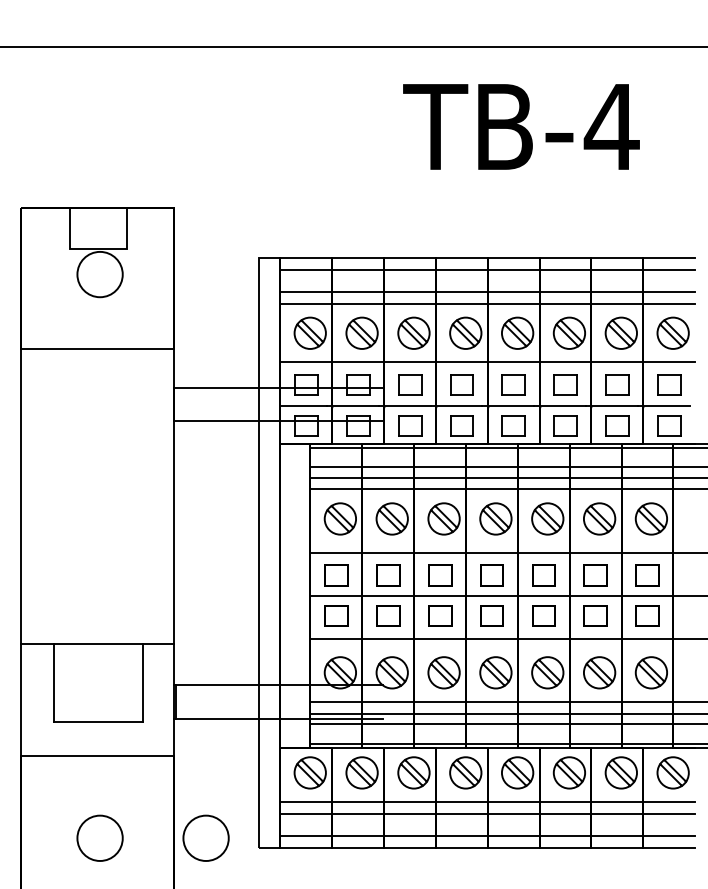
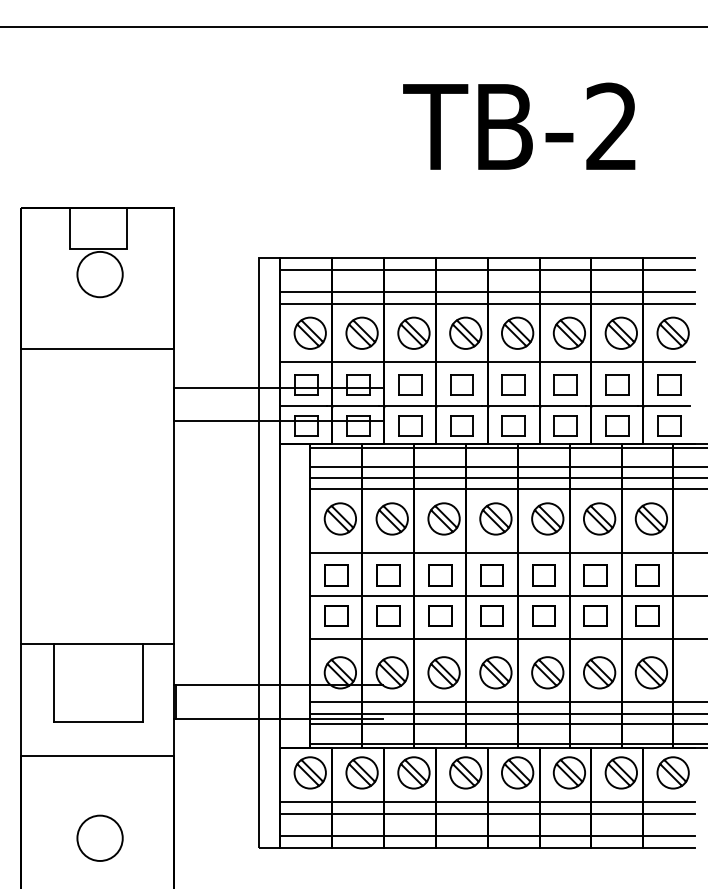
line position: (353, 46) -> (353, 26) (353, 26)
text: TB-4 -> TB-2 (611, 125)
circle: present -> none (205, 837)
